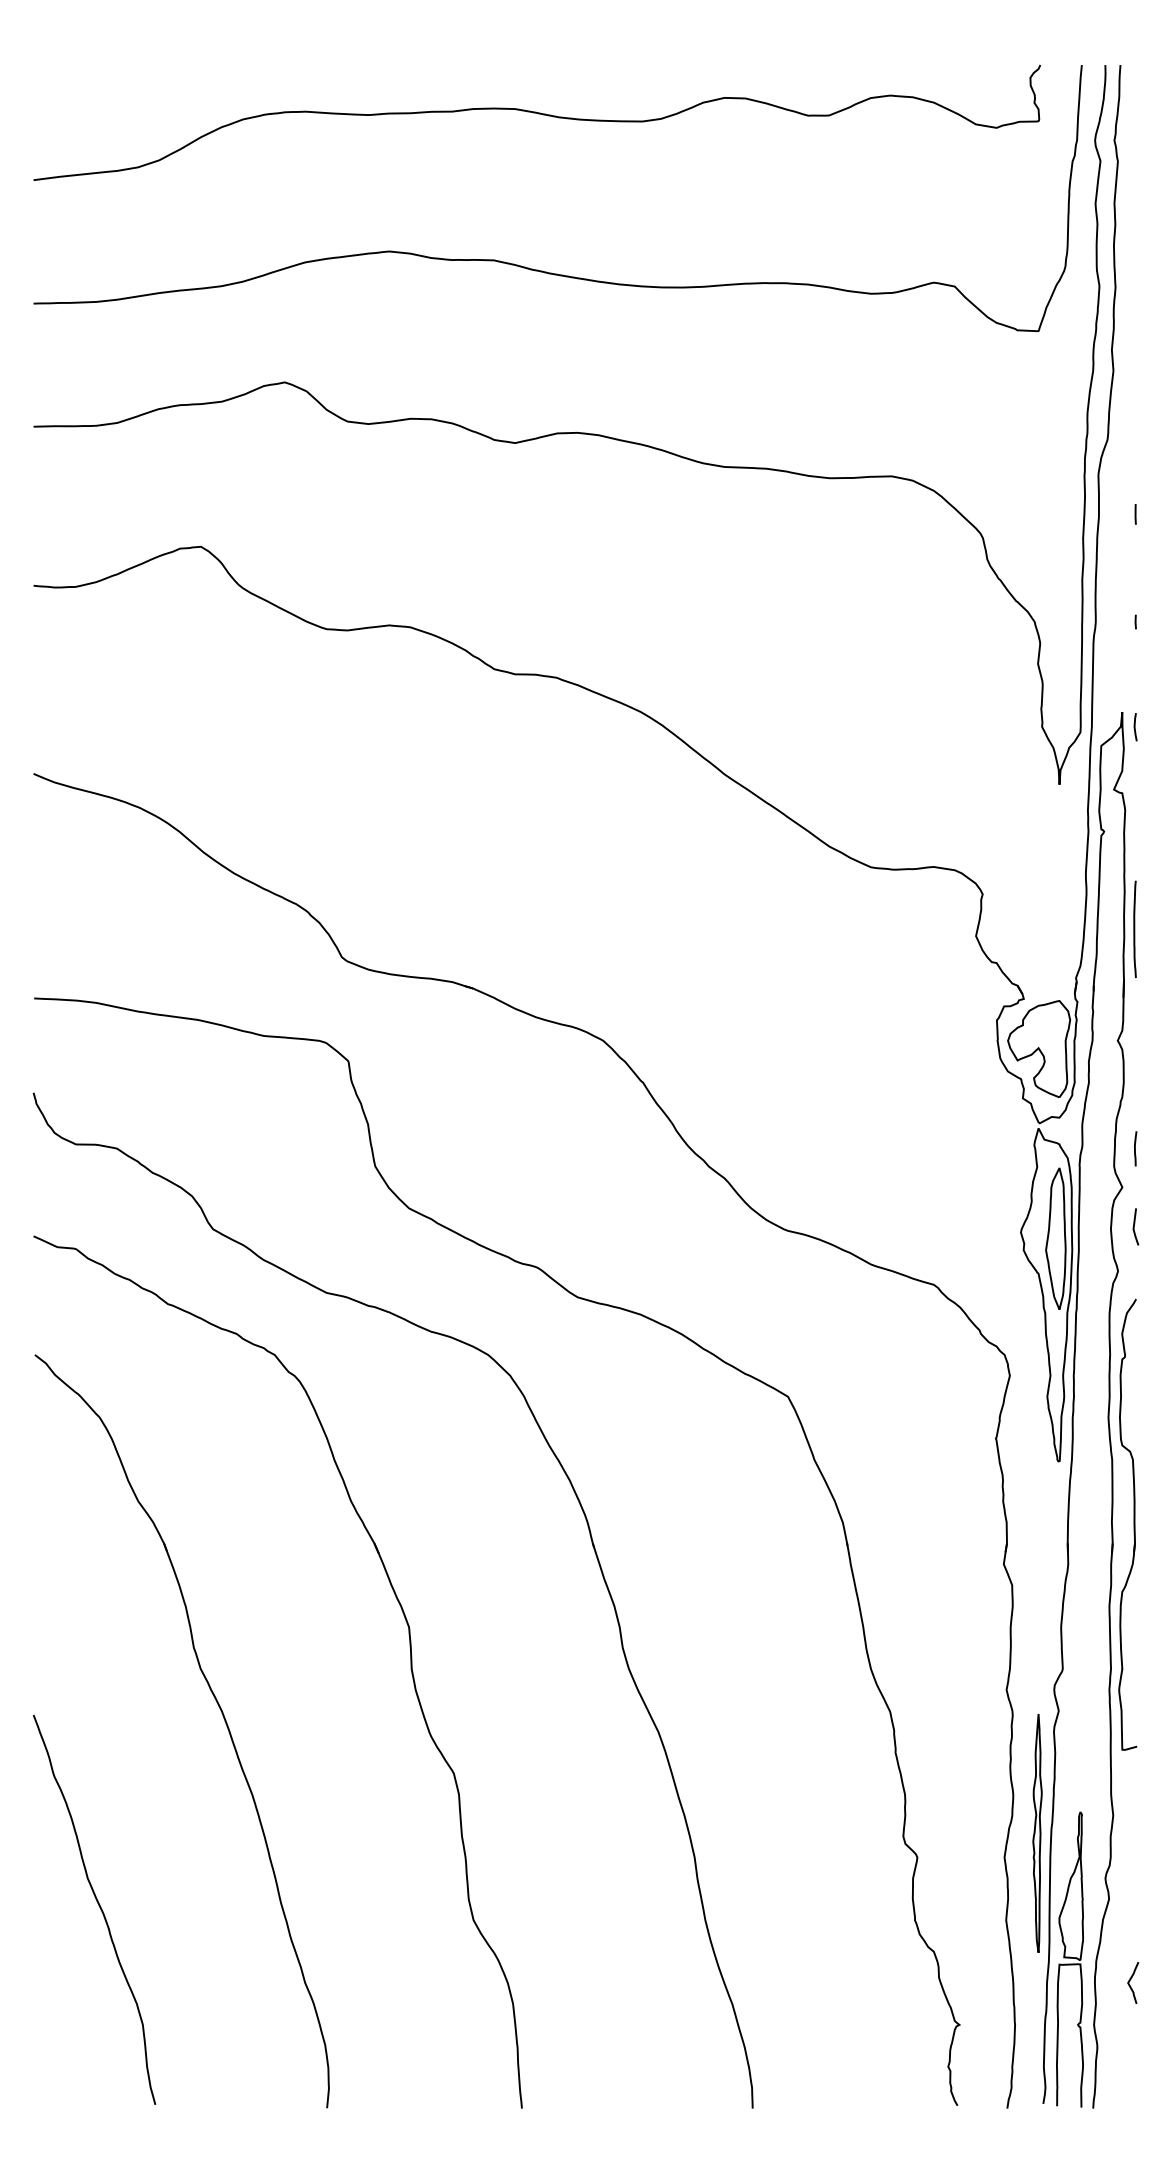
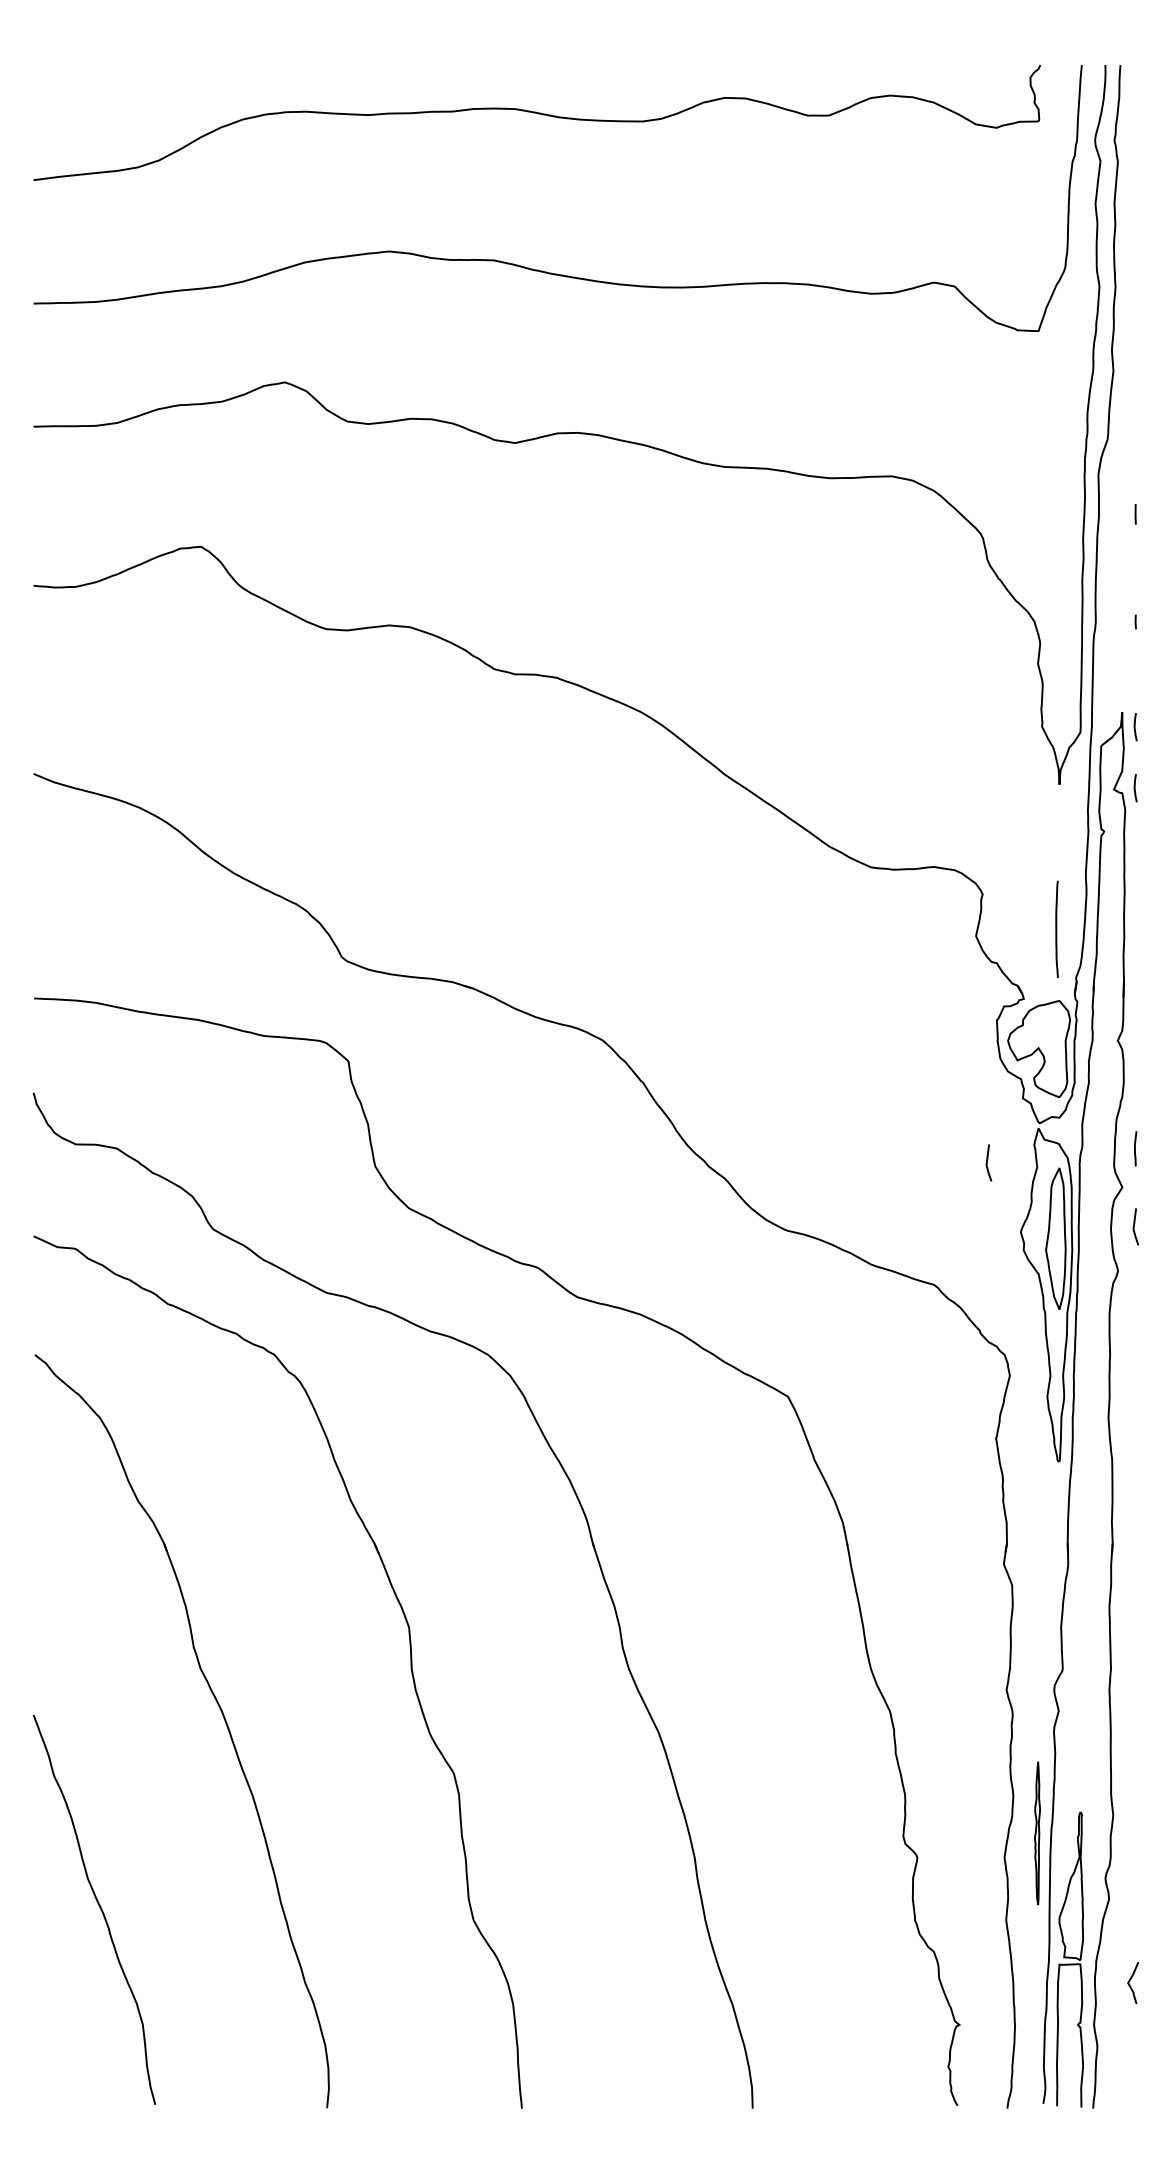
line: none -> present (1135, 788)
line position: (1134, 928) -> (1056, 928) (1056, 928)
curve: none -> present (987, 1162)
part: present -> none (1127, 1524)
part size: 11x239 px -> 7x145 px (1037, 1833)
